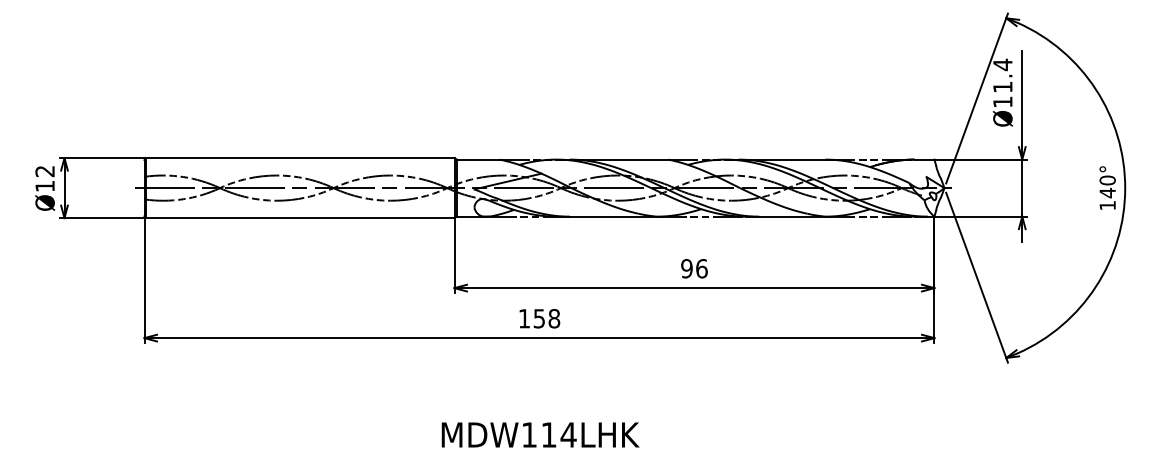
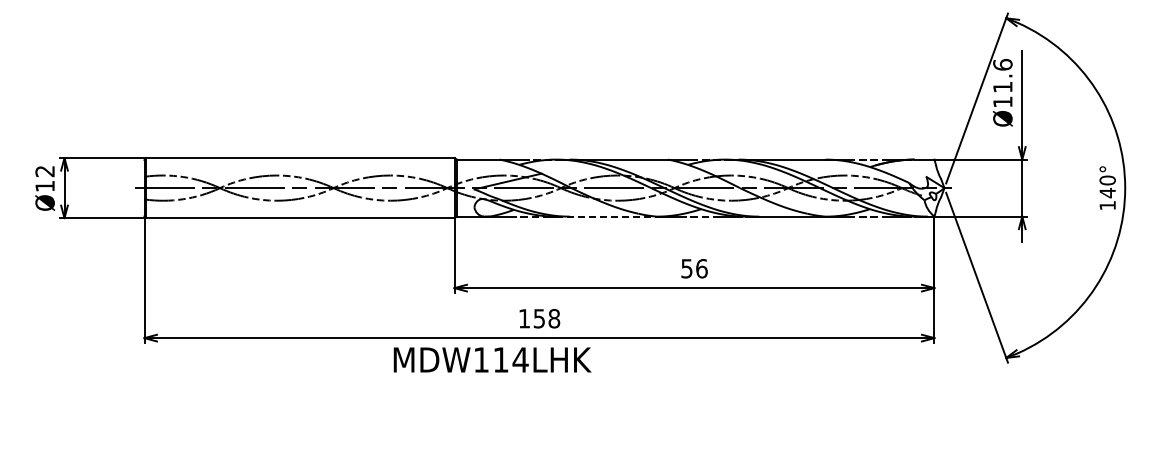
text: Ø11.4 -> Ø11.6 (1002, 64)
line: solid -> dashed (607, 216)
text: 96 -> 56 (686, 268)
text position: (540, 434) -> (492, 359) (492, 359)
